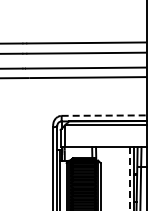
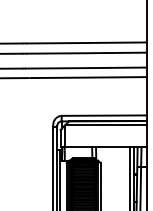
line: dashed -> solid (104, 115)
line: dashed -> solid (129, 178)
